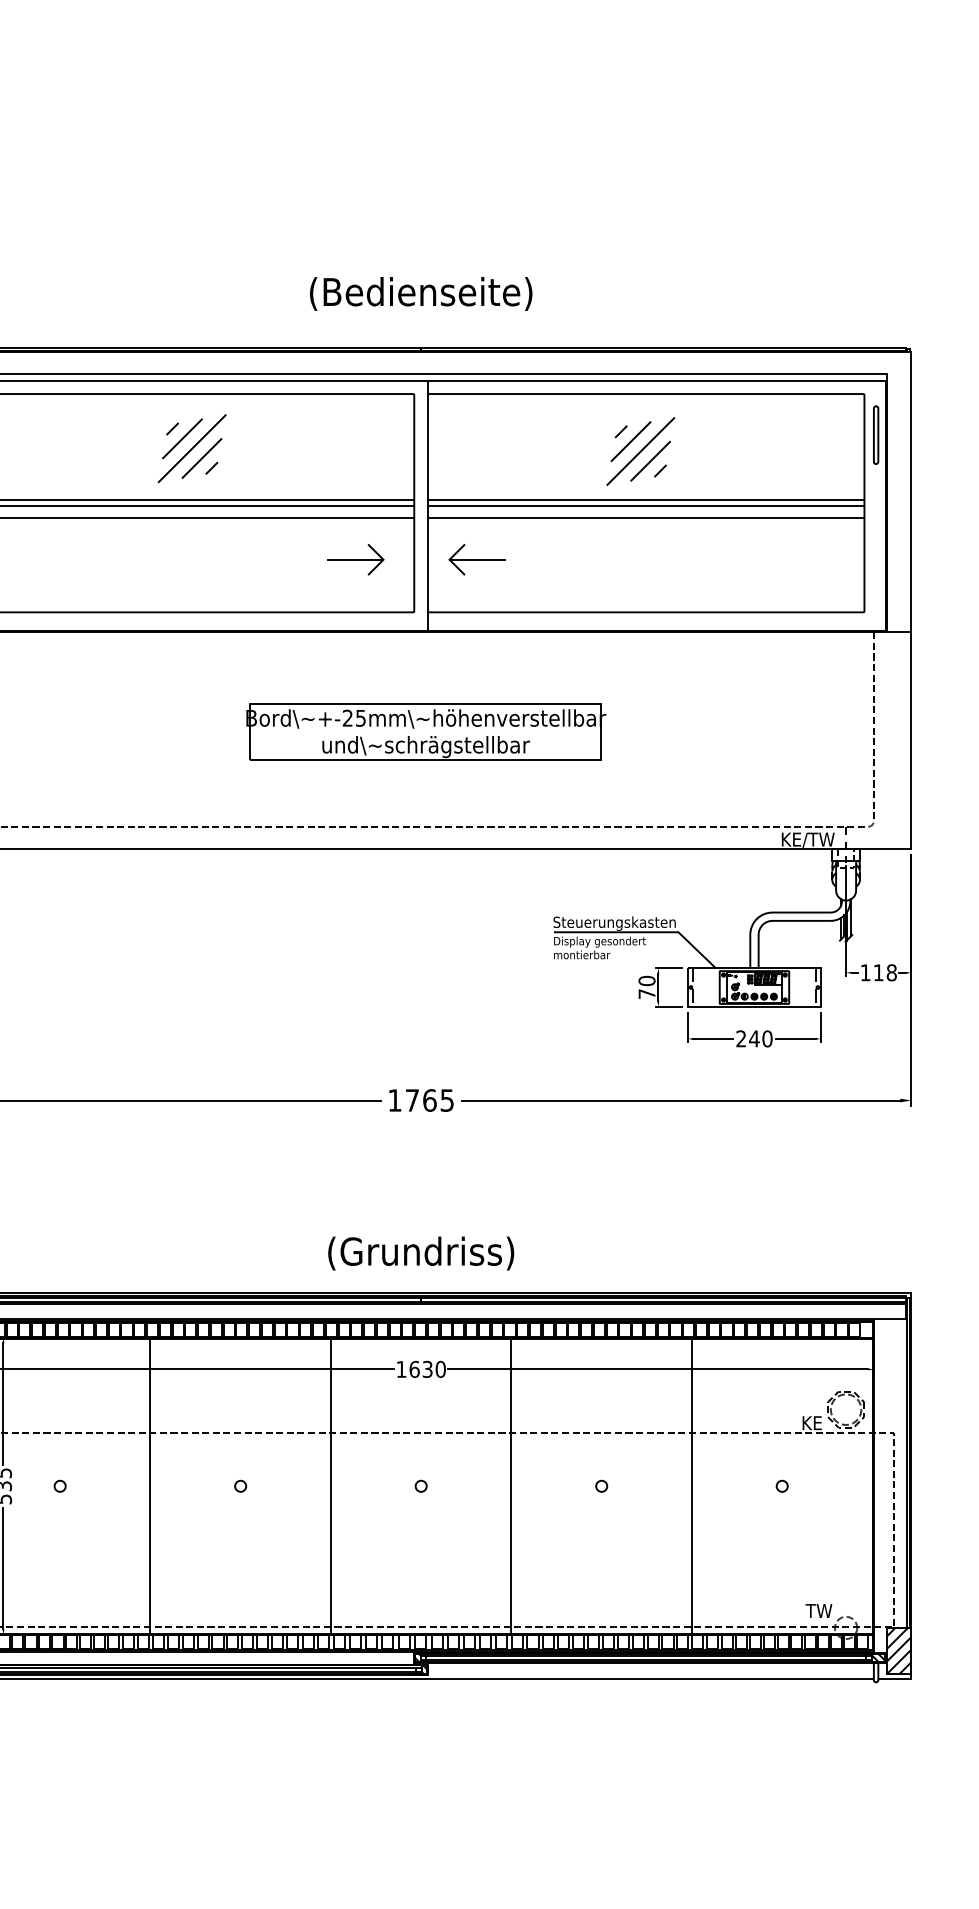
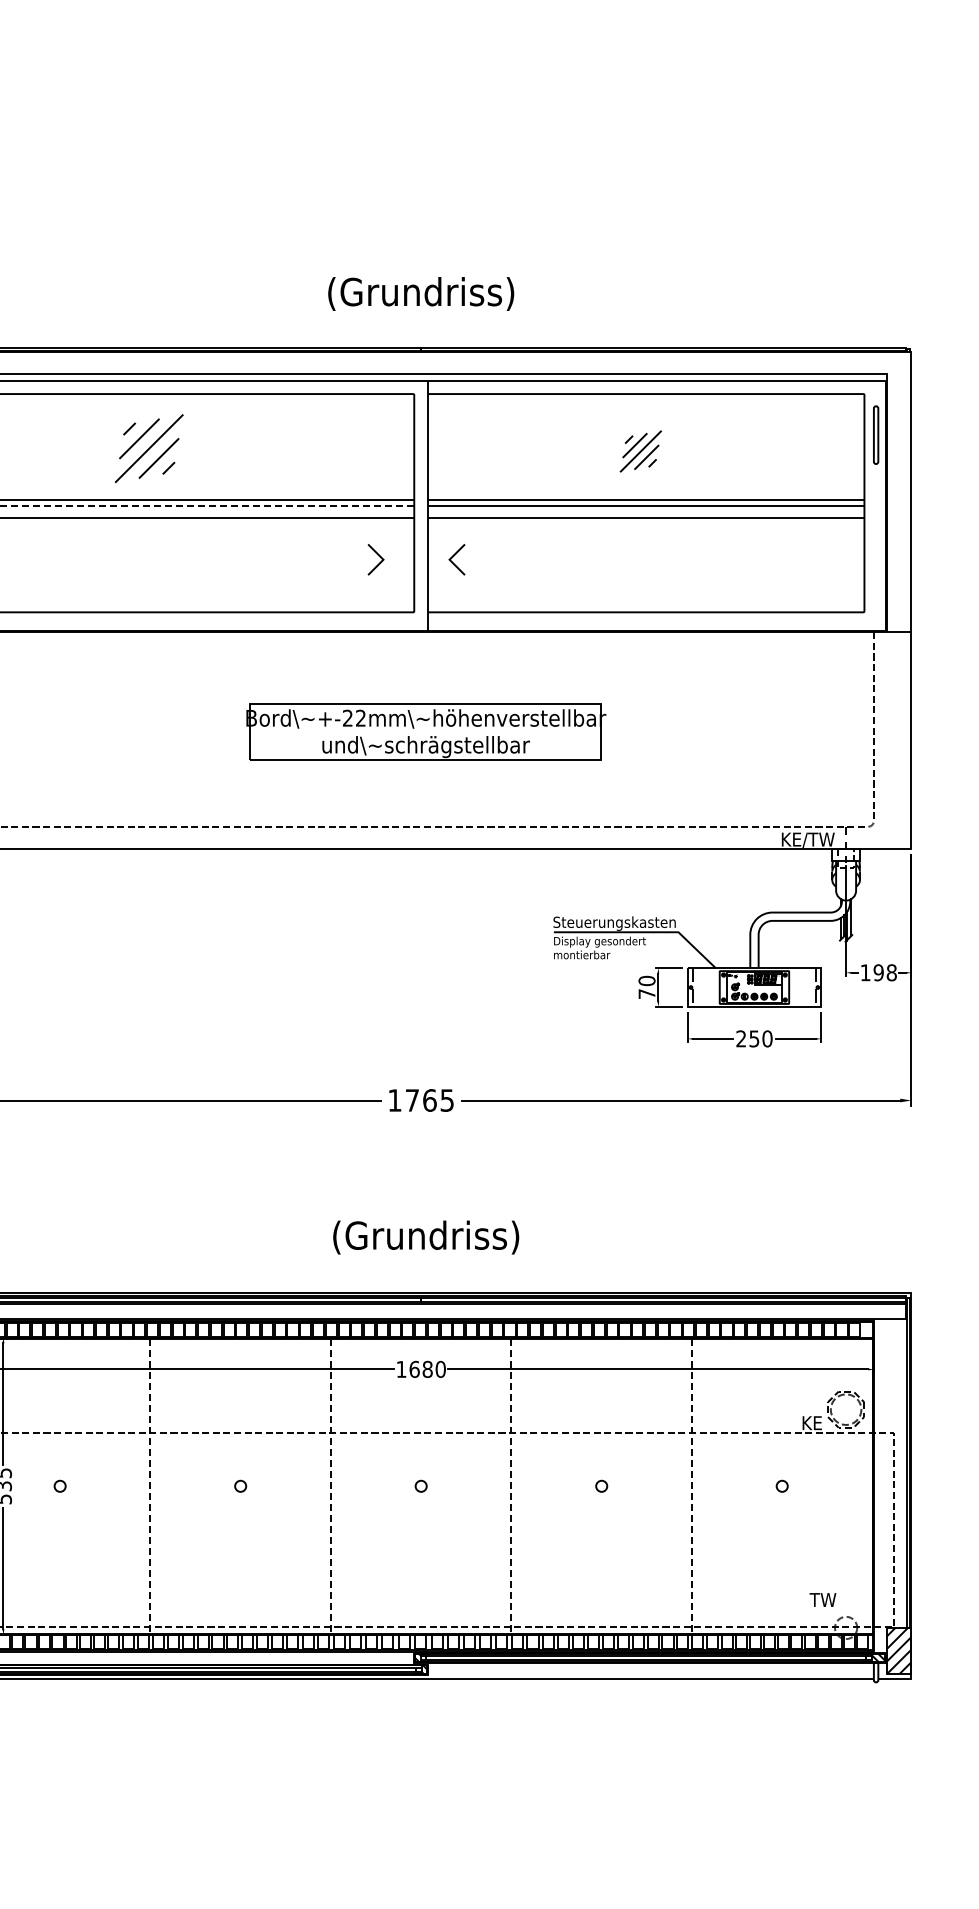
text: (Bedienseite) -> (Grundriss) (421, 293)
part position: (191, 448) -> (148, 448) (148, 448)
part size: 70x69 px -> 43x43 px (640, 451)
line: solid -> dashed (207, 505)
line: present -> none (355, 559)
line: present -> none (477, 559)
text: +-25mm -> +-22mm (360, 717)
text: 118 -> 198 (878, 972)
text: 240 -> 250 (754, 1038)
text position: (421, 1253) -> (426, 1237) (426, 1237)
text: 1630 -> 1680 (427, 1369)
line: solid -> dashed (150, 1486)
line: solid -> dashed (330, 1486)
line: solid -> dashed (511, 1486)
line: solid -> dashed (691, 1486)
text position: (818, 1610) -> (822, 1599) (822, 1599)
